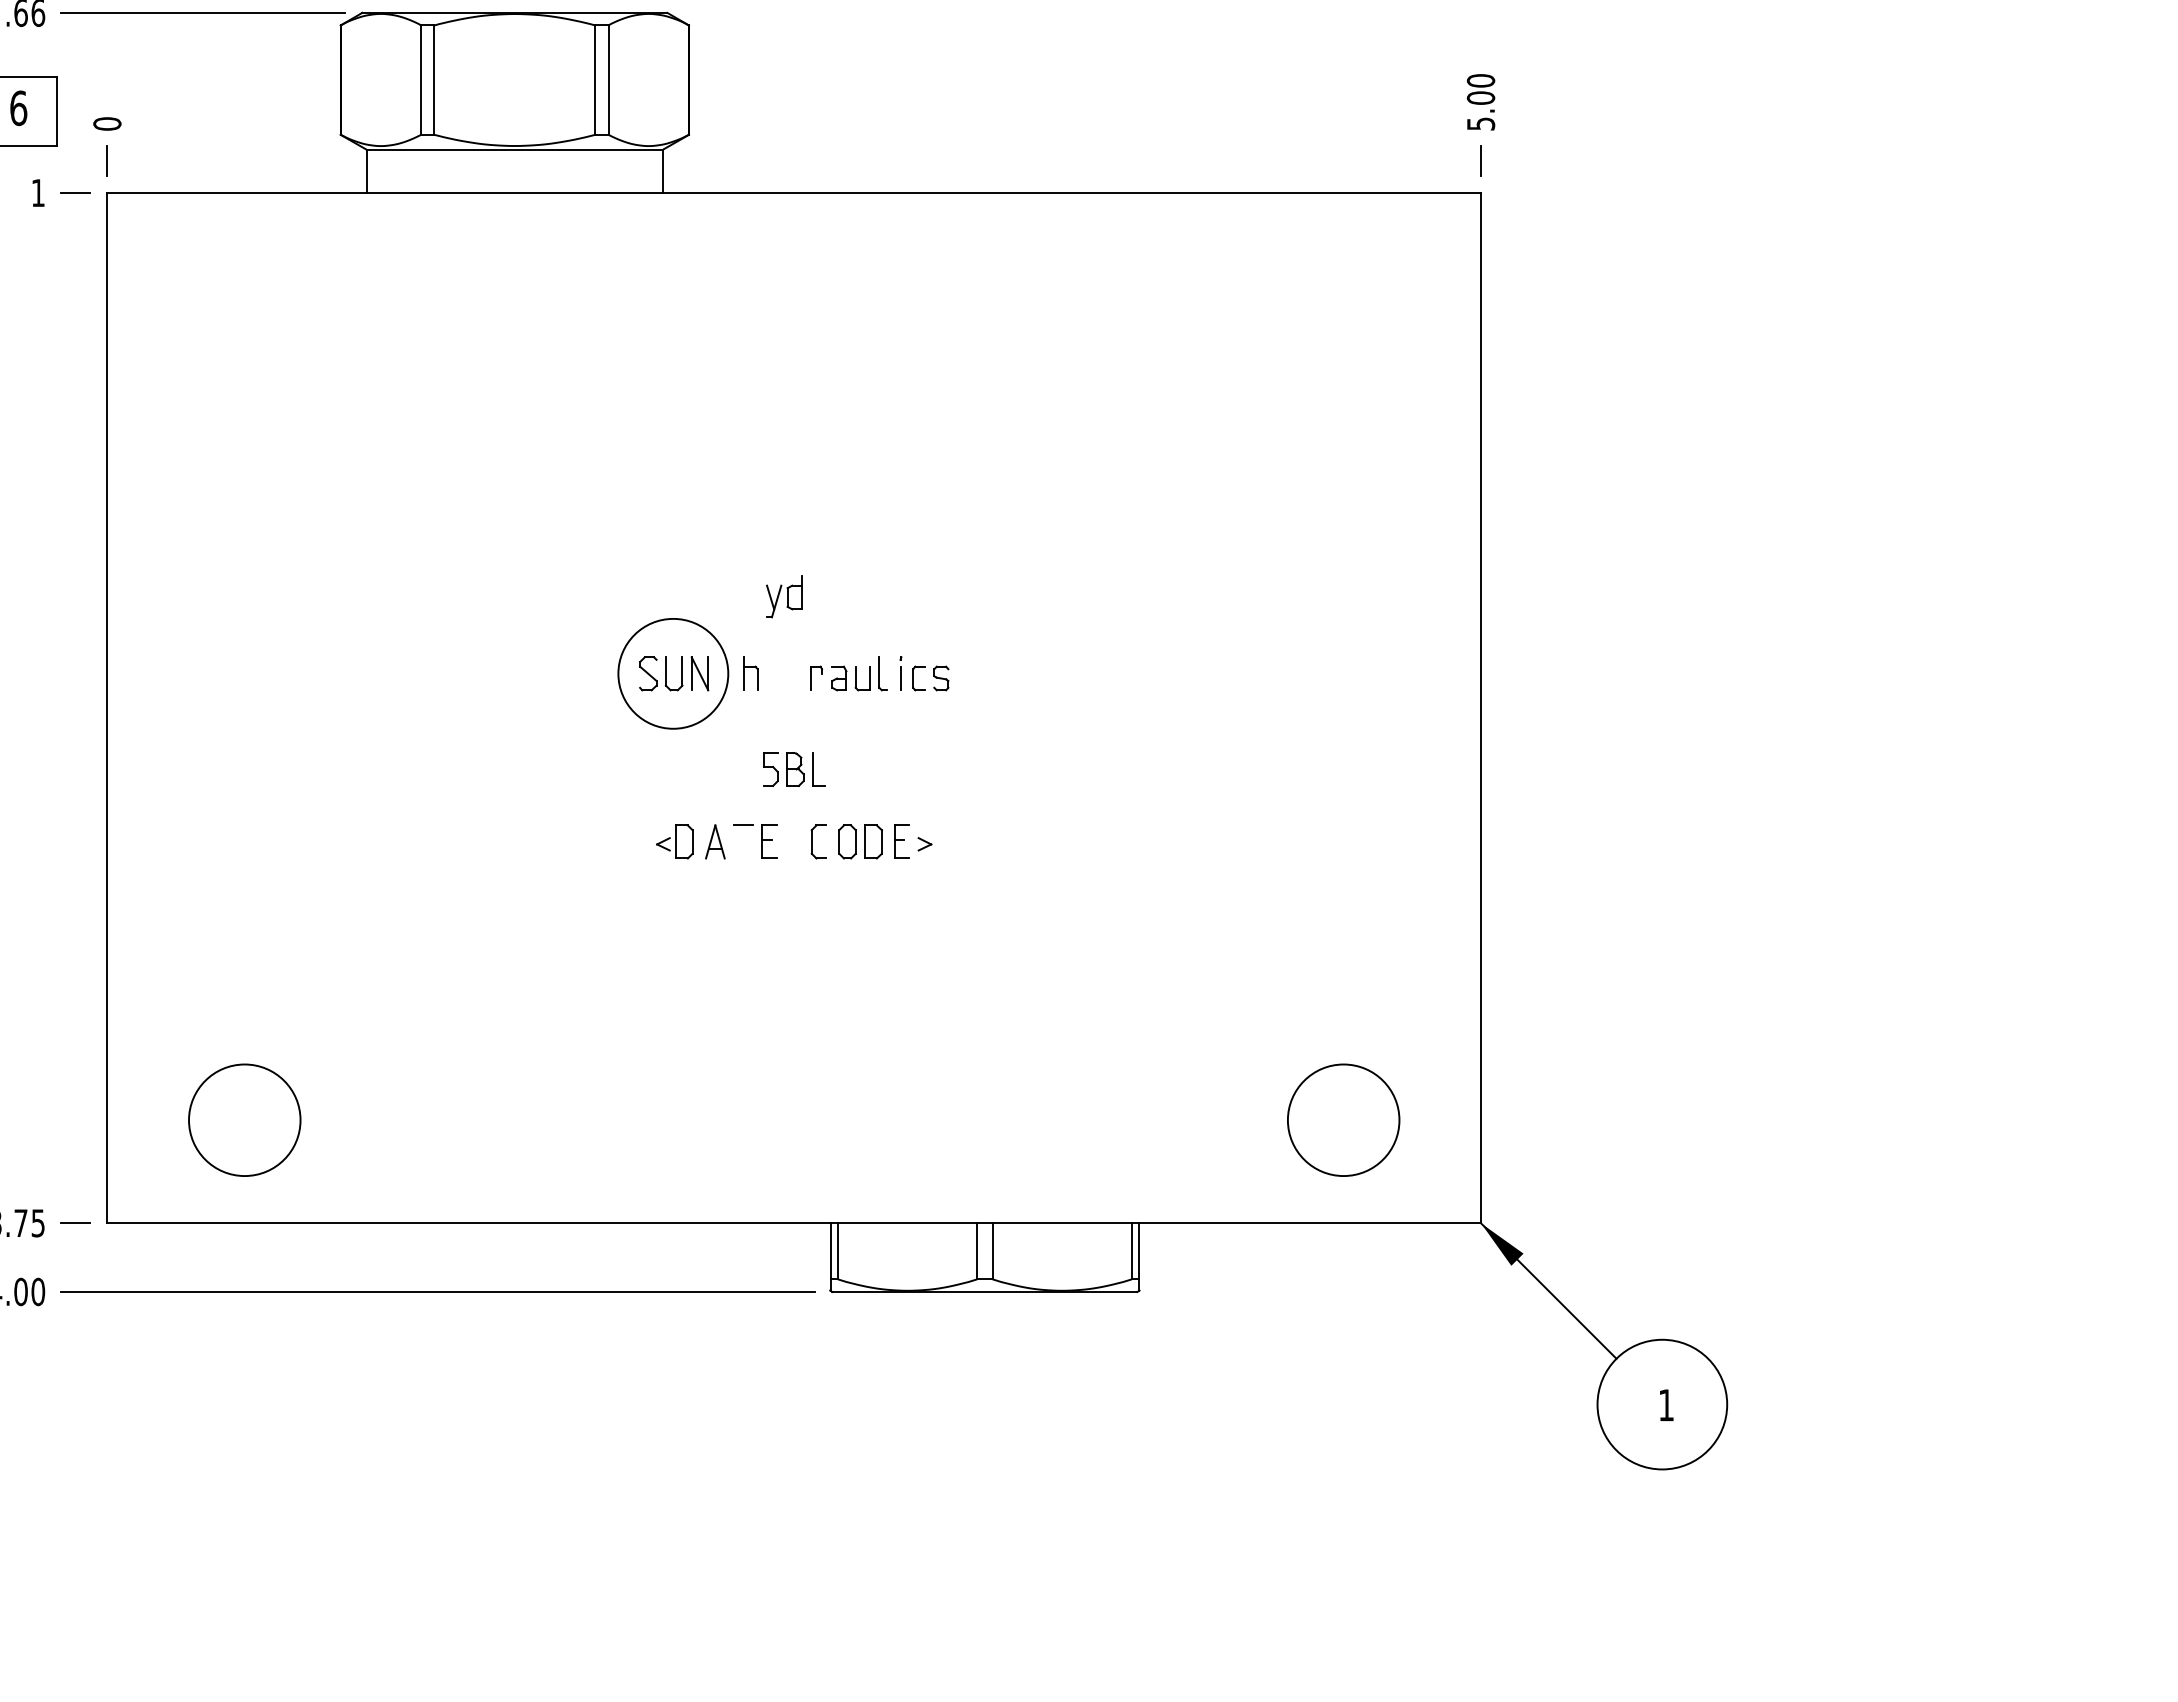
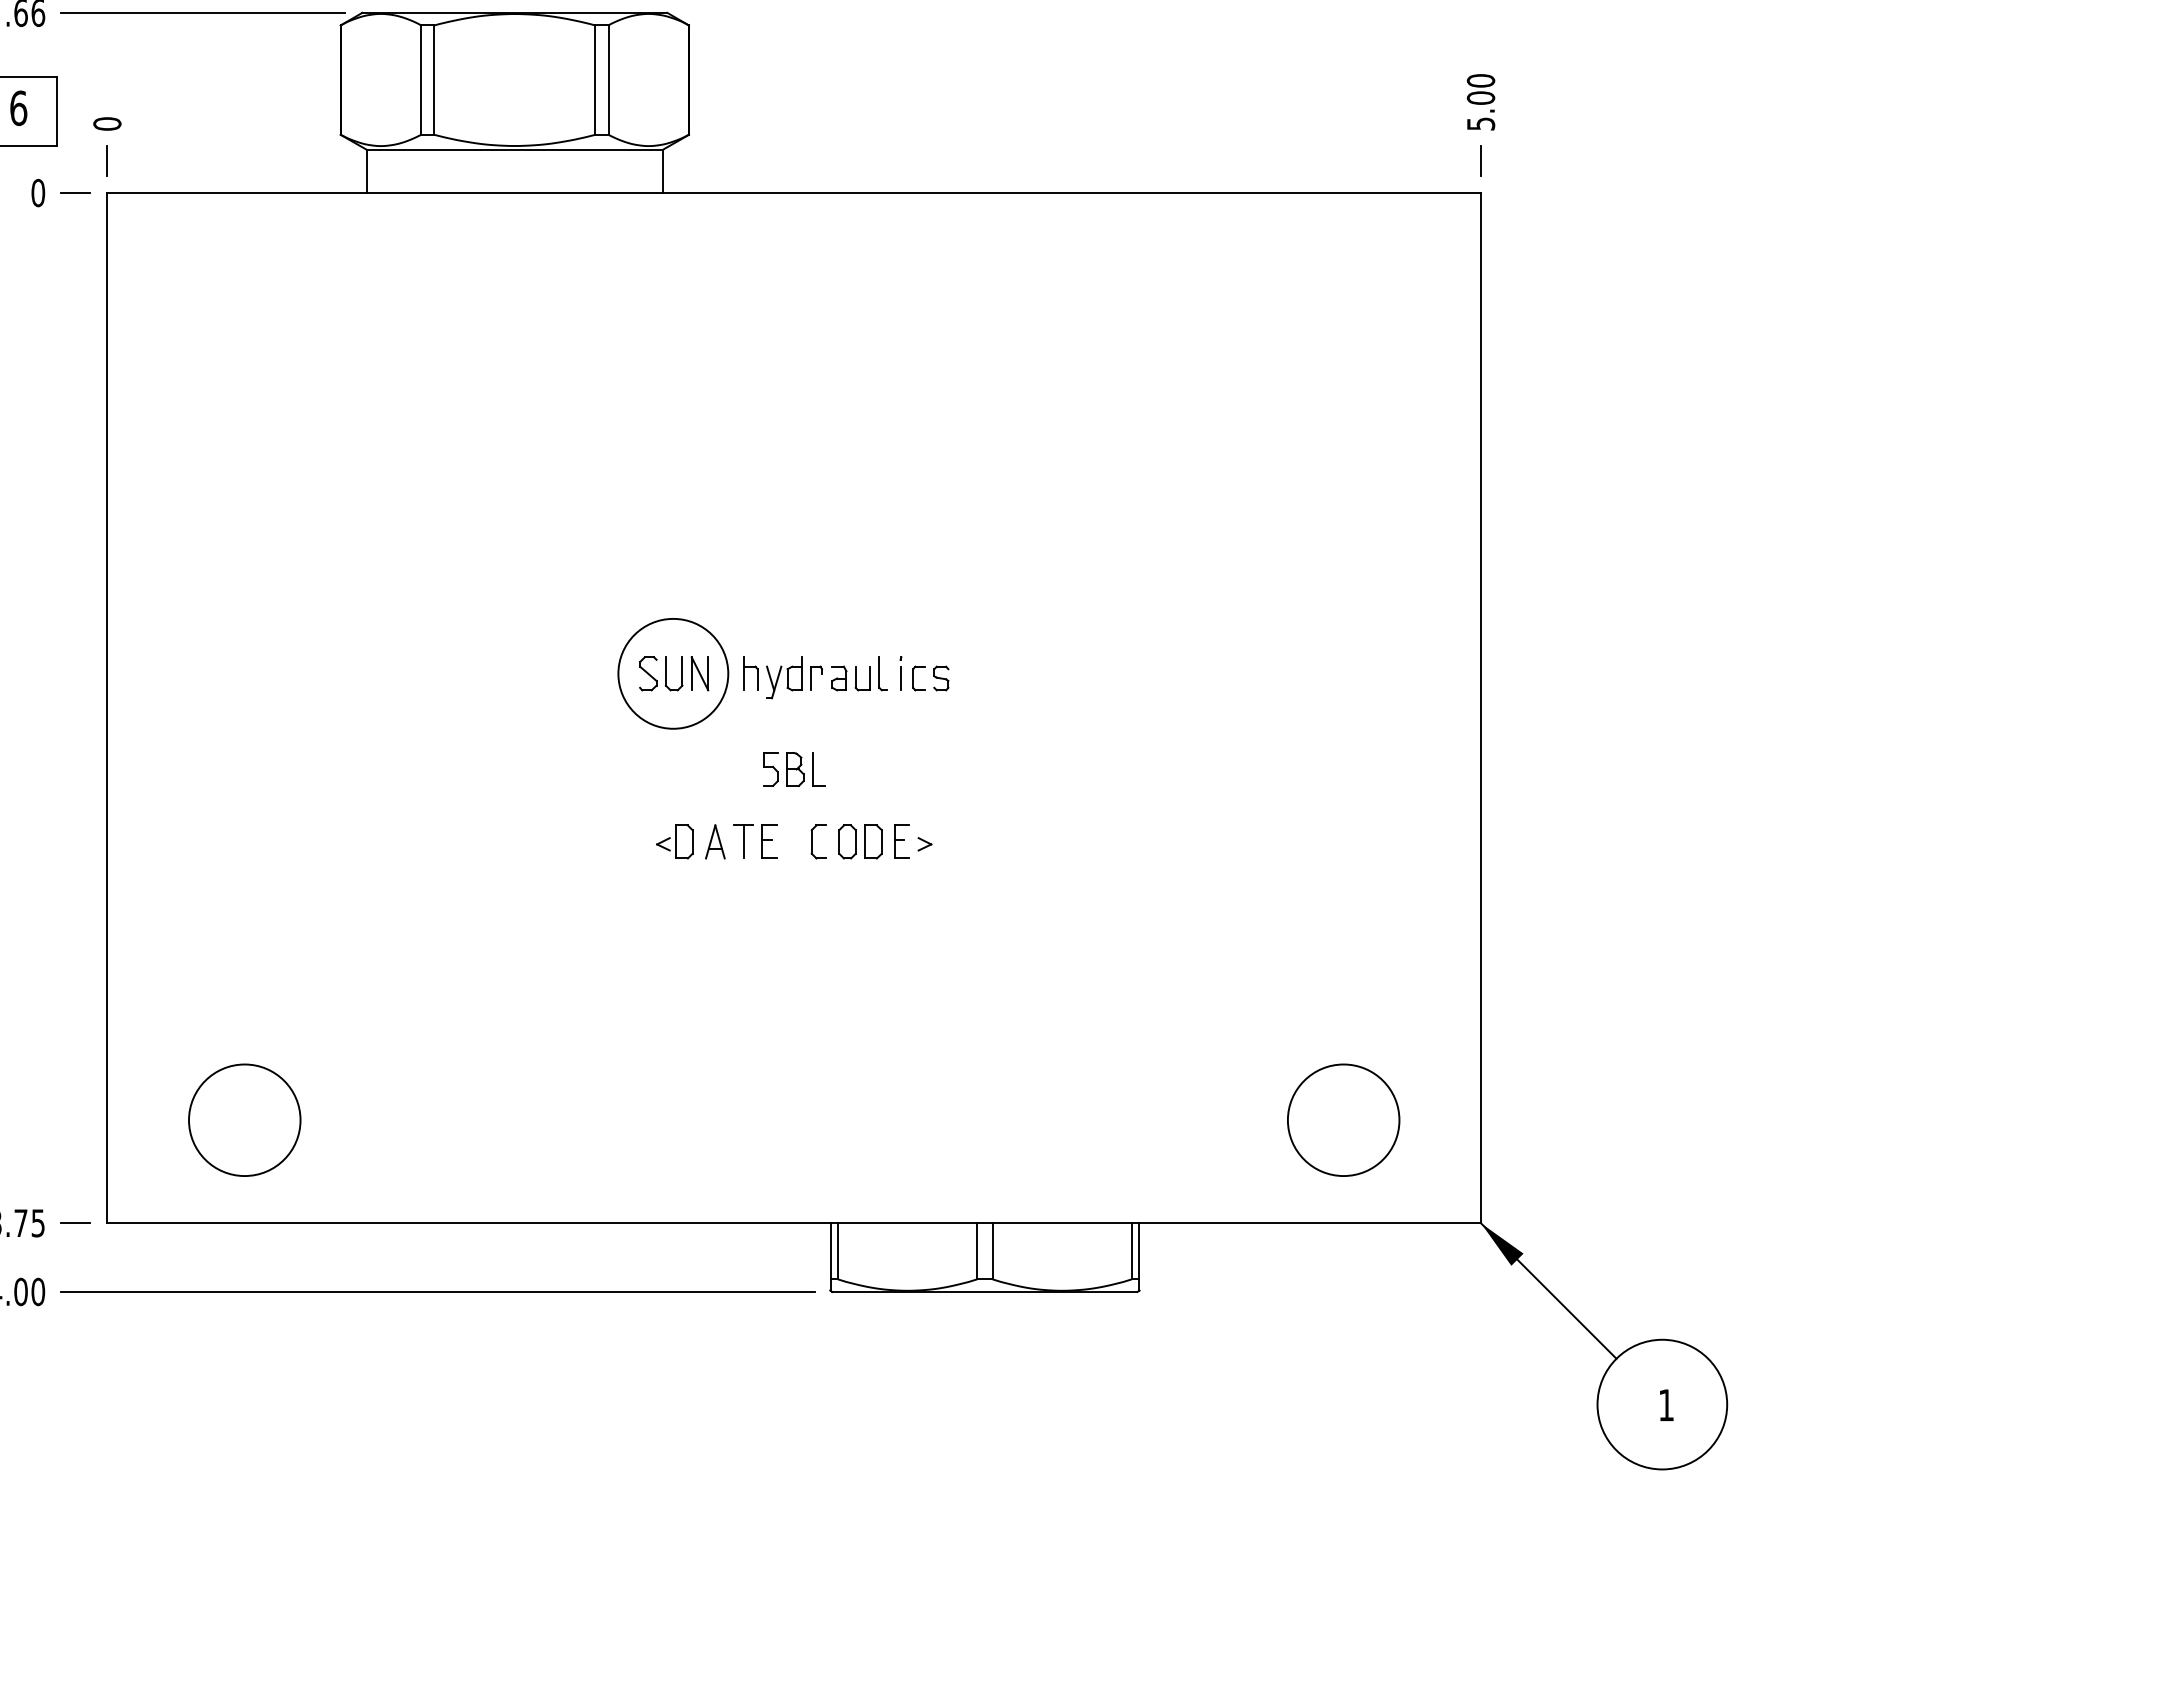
text: 1 -> 0 (38, 192)
part position: (784, 596) -> (784, 677) (784, 677)
line: none -> present (743, 841)
